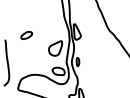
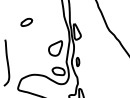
part position: (26, 35) -> (26, 22) (26, 22)
